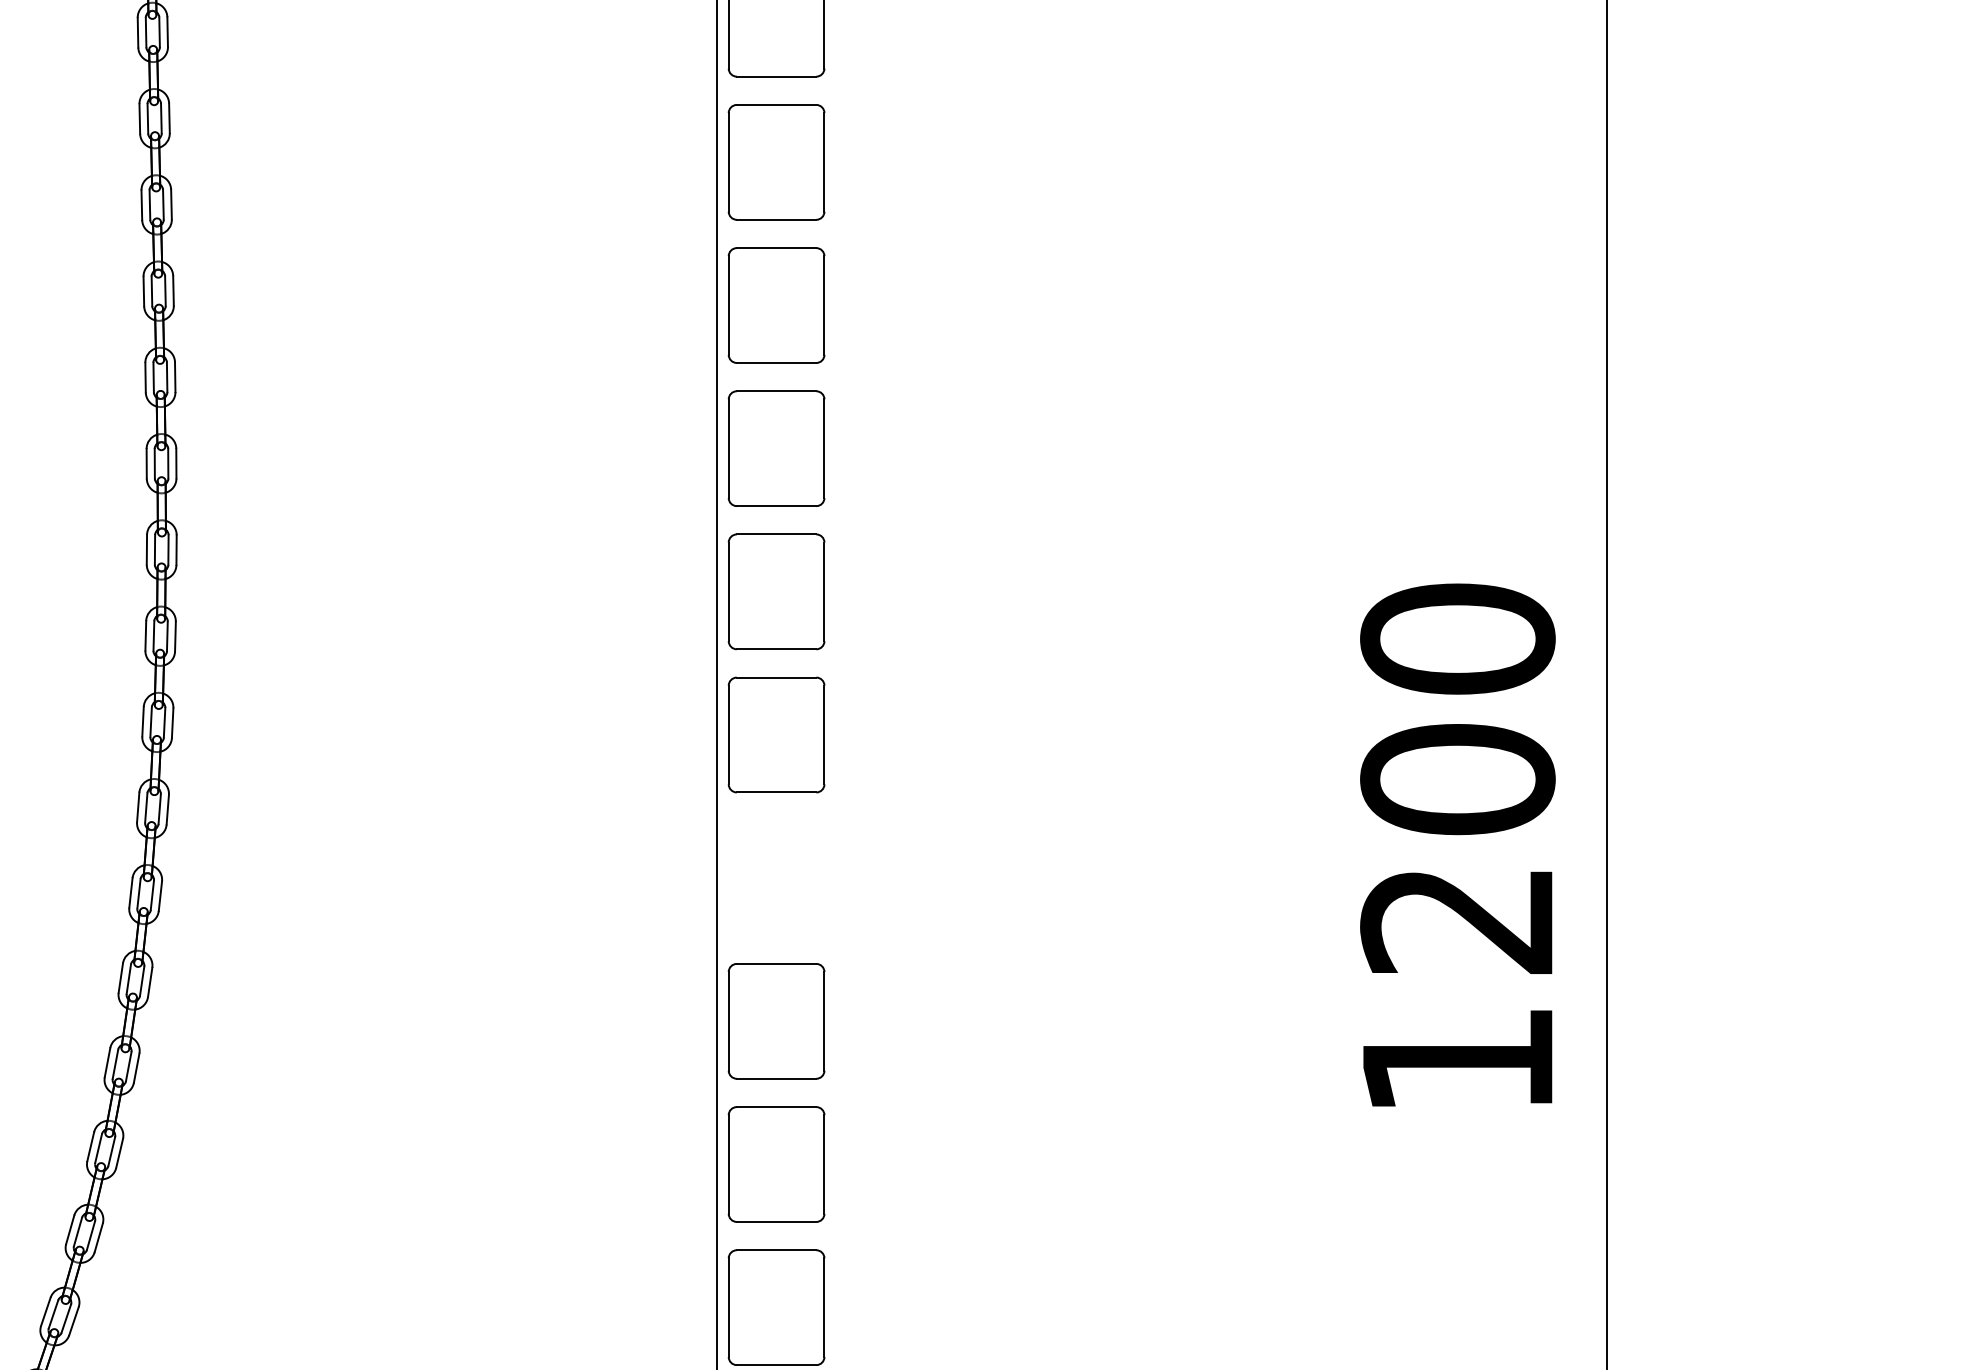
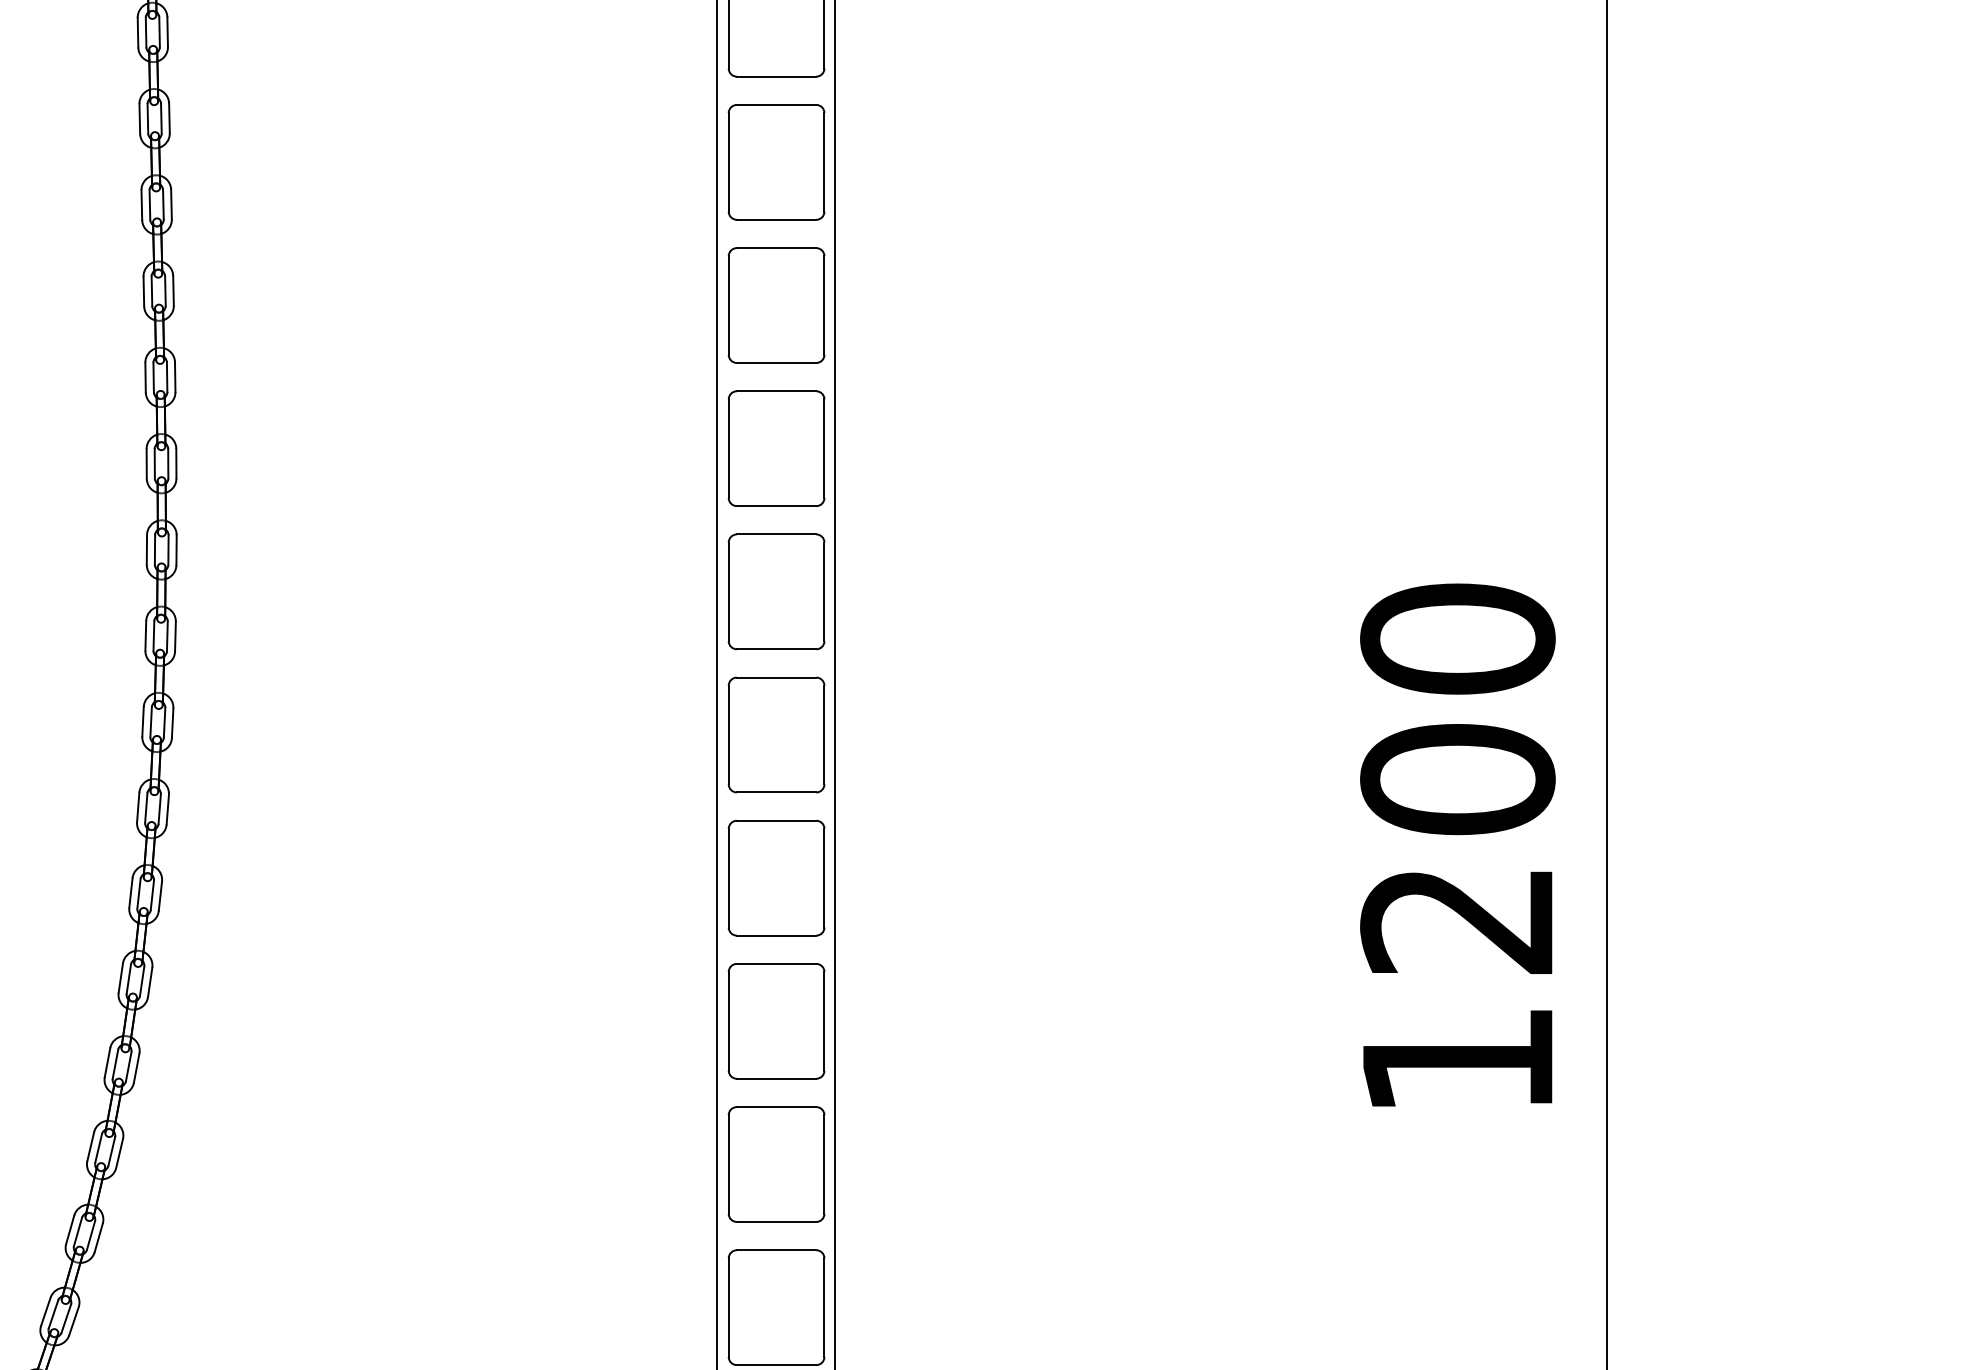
line: none -> present (835, 684)
part: none -> present (776, 877)
